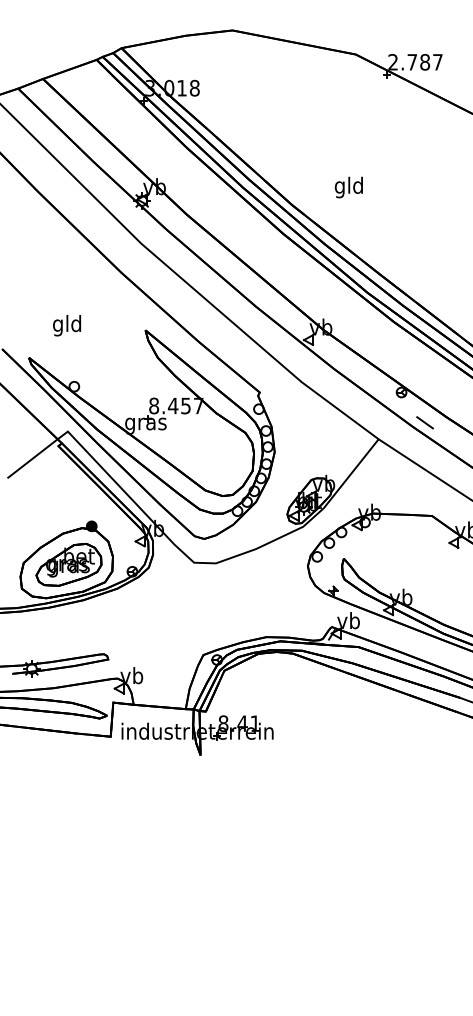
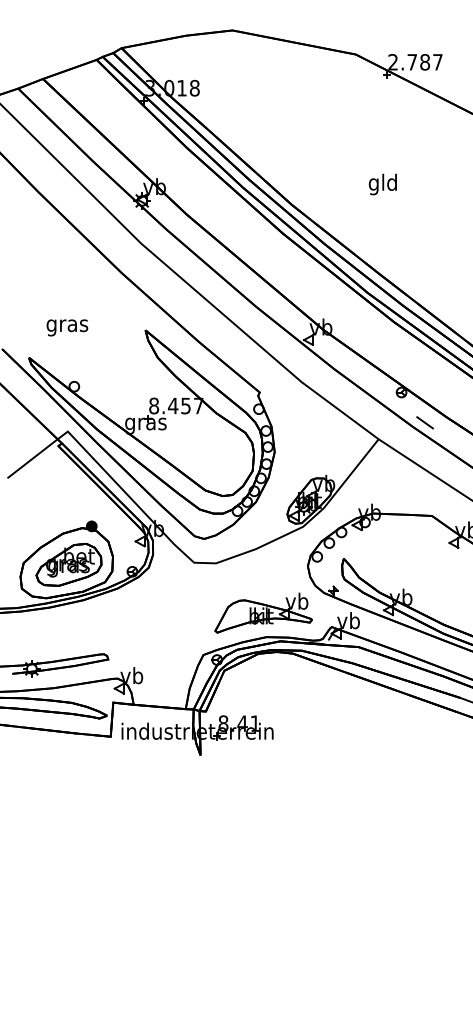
text position: (348, 187) -> (382, 184) (382, 184)
text: gld -> gras (67, 325)
part: none -> present (263, 612)
